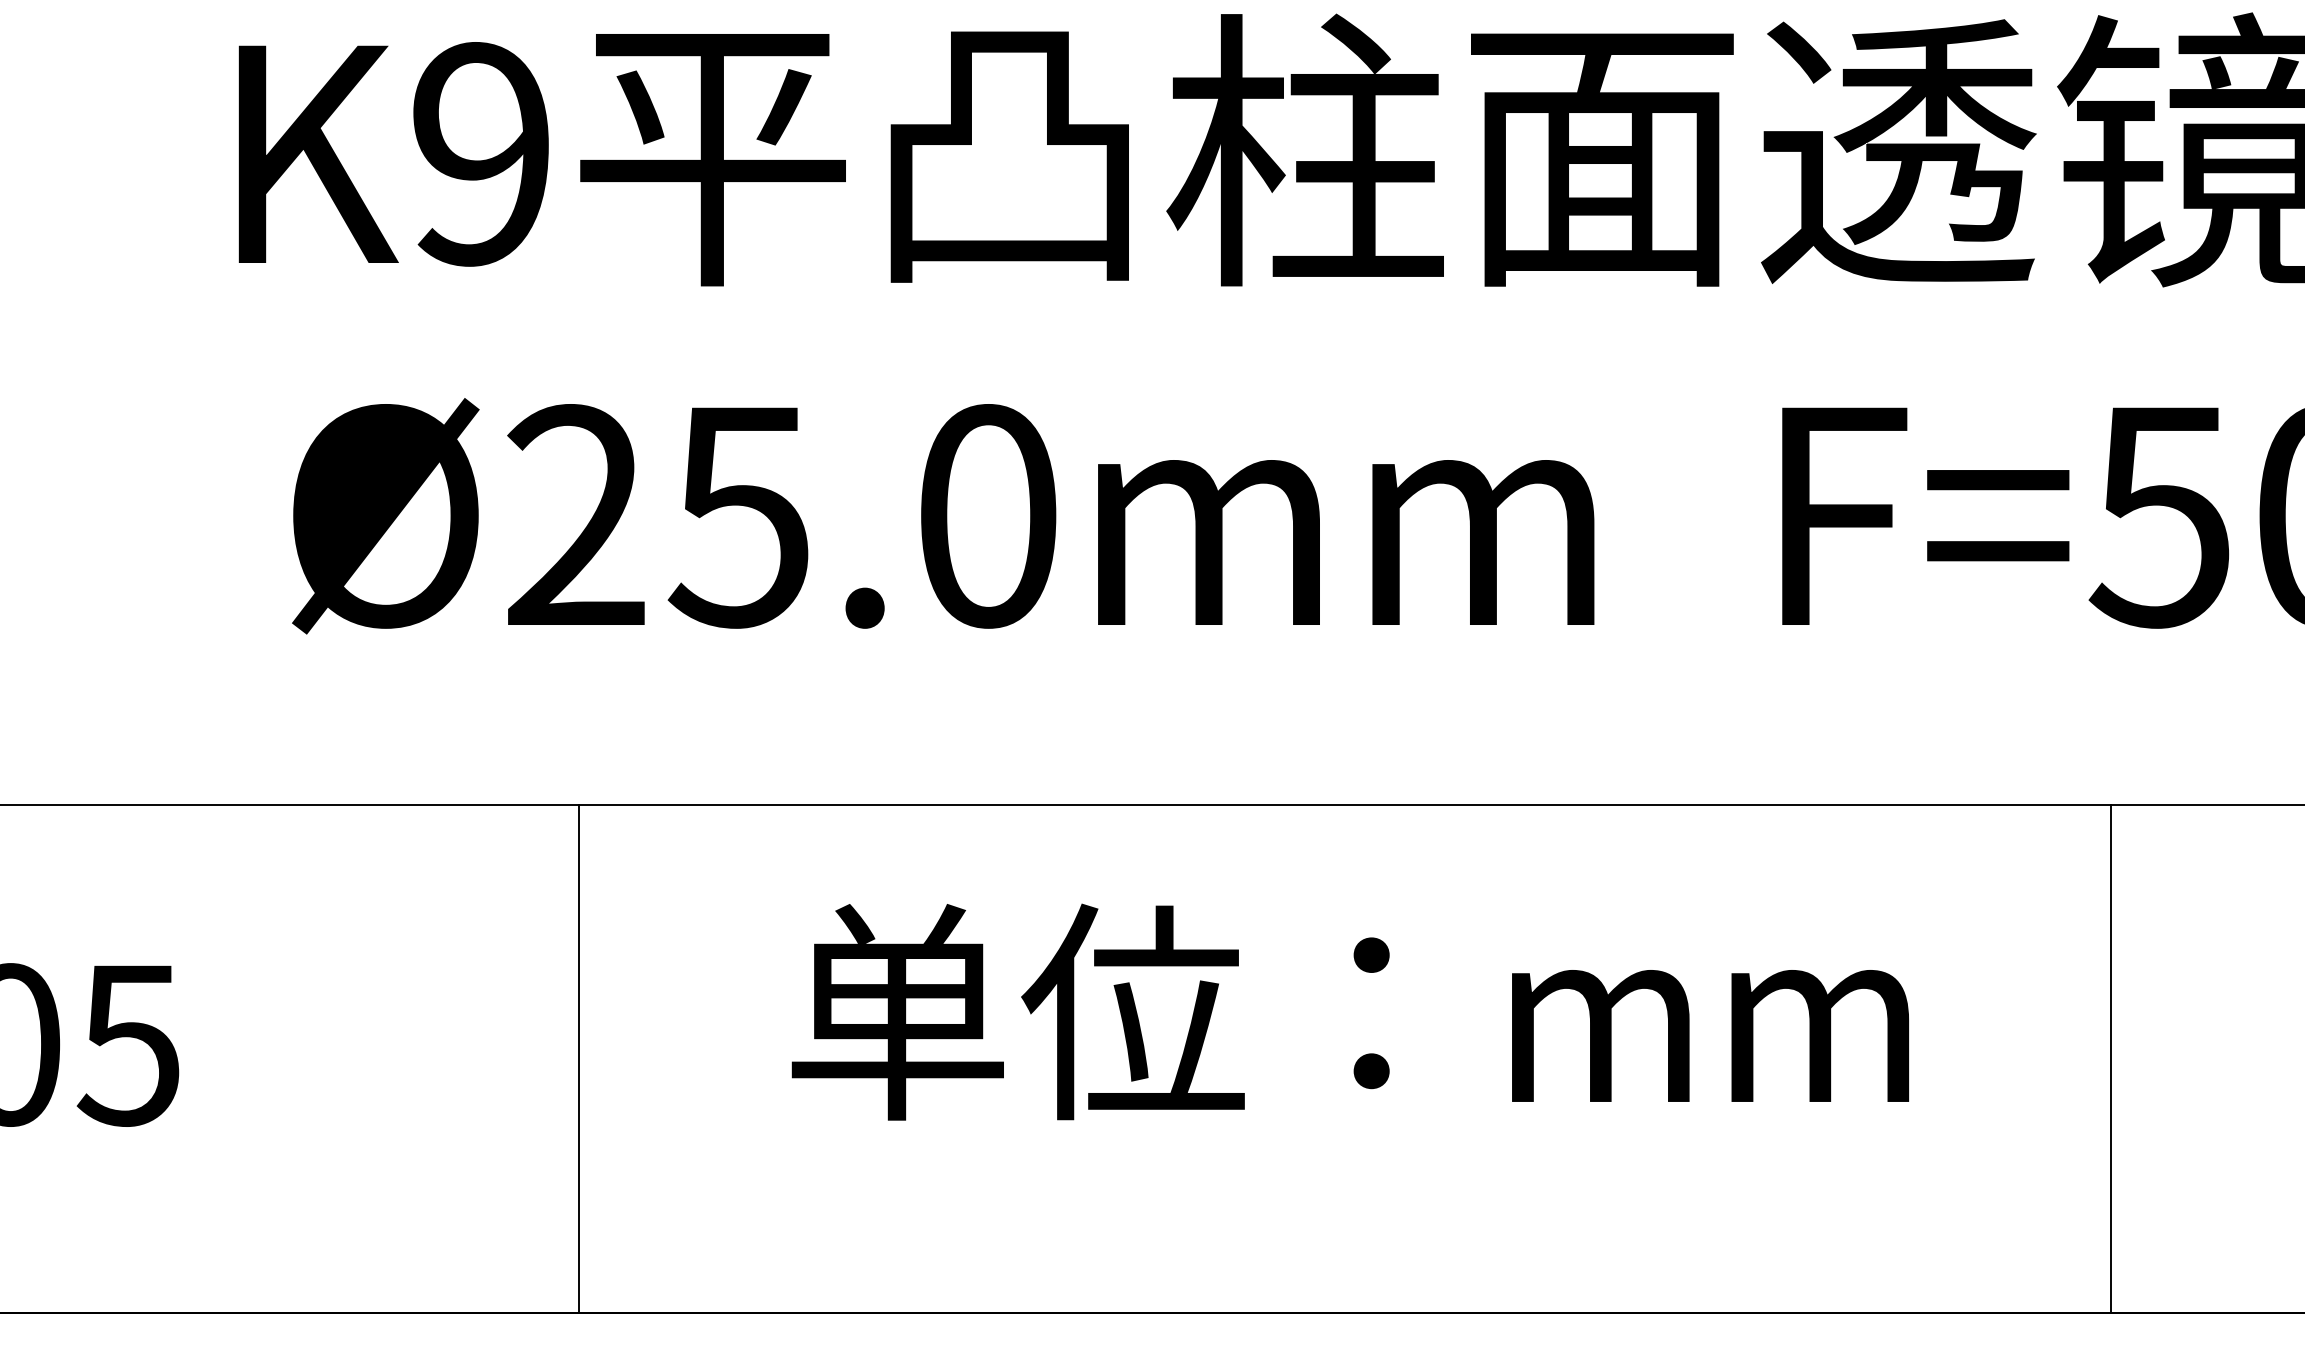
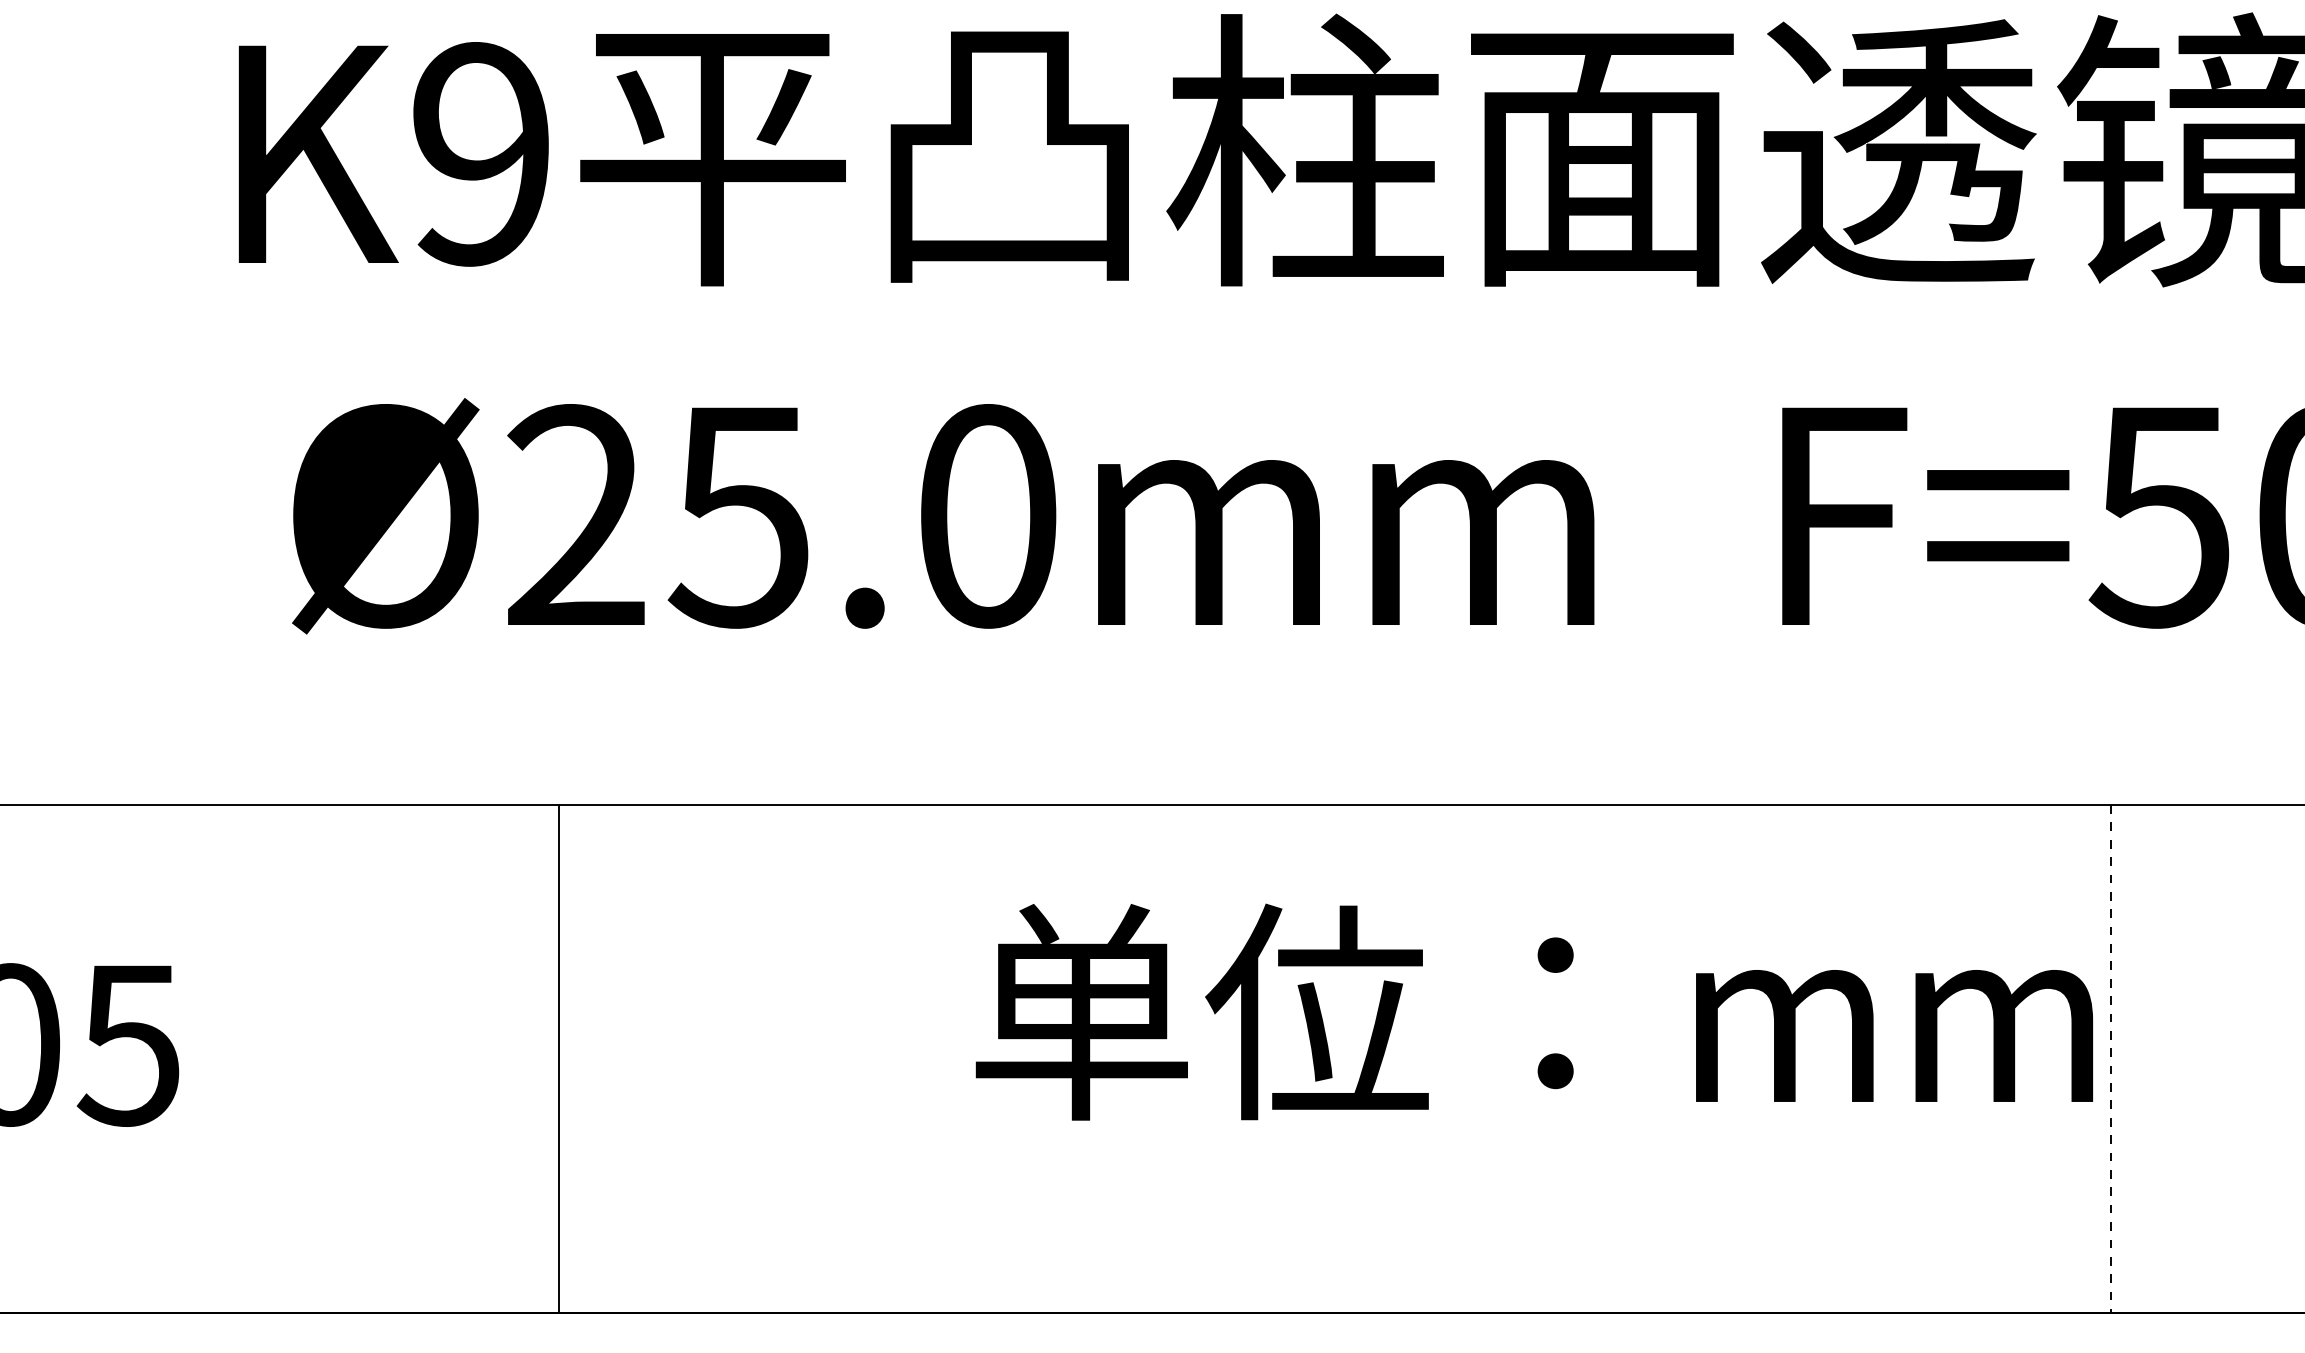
text position: (1349, 1011) -> (1533, 1011) (1533, 1011)
line position: (579, 1058) -> (559, 1058) (559, 1058)
line: solid -> dashed (2110, 1058)
